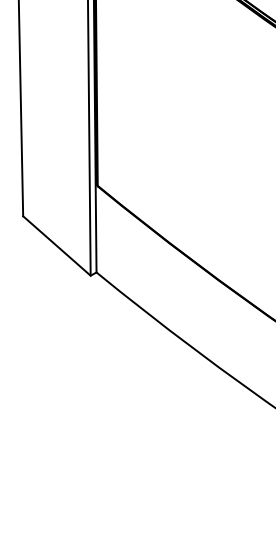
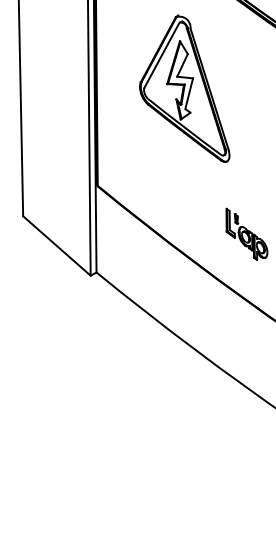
part: none -> present (184, 88)
part: none -> present (246, 233)
